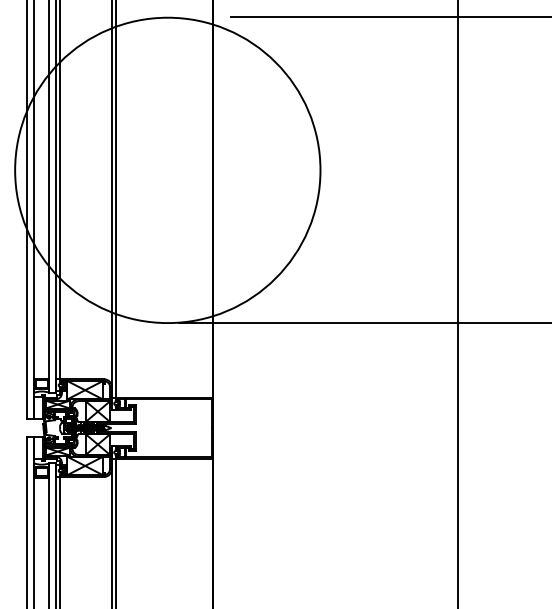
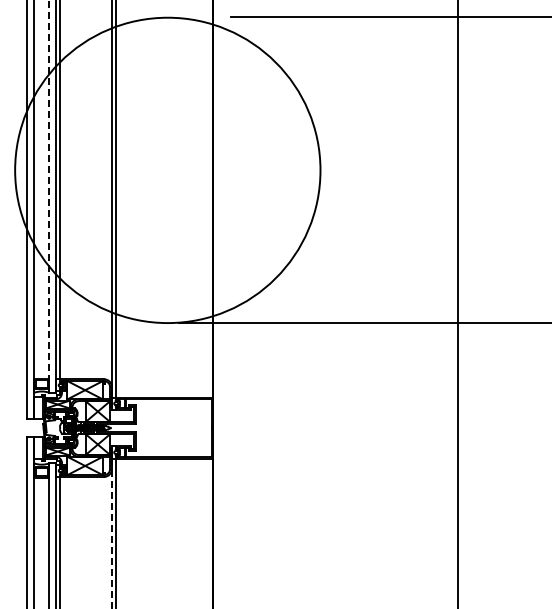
line: solid -> dashed (49, 196)
line: solid -> dashed (111, 533)
